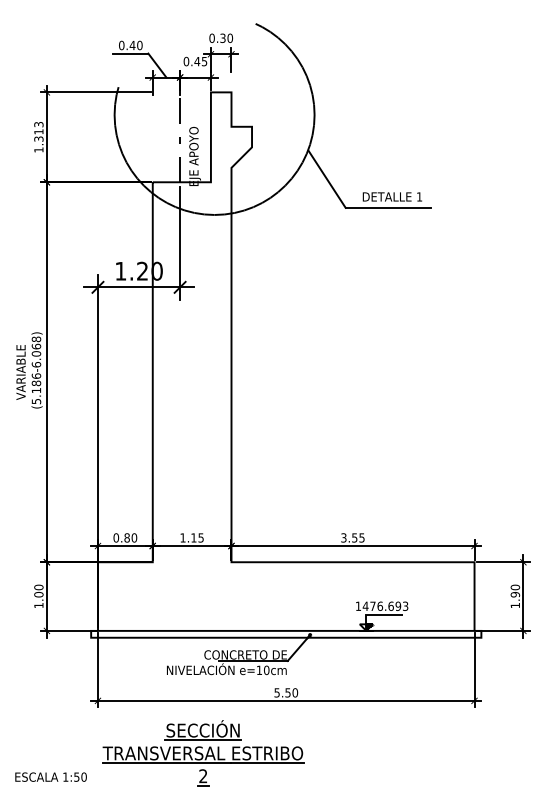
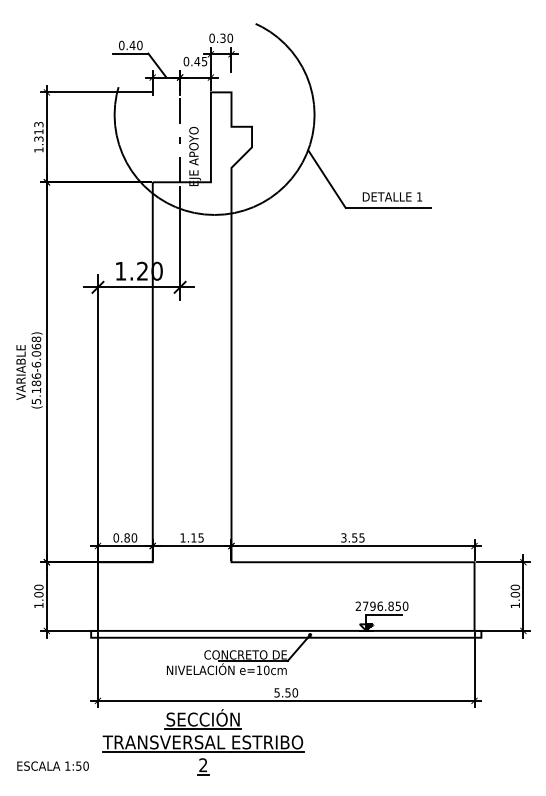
text: 1.90 -> 1.00 (515, 594)
text: 1476.693 -> 2796.850 (381, 605)
part position: (203, 753) -> (203, 742) (203, 742)
text position: (50, 776) -> (52, 765) (52, 765)
